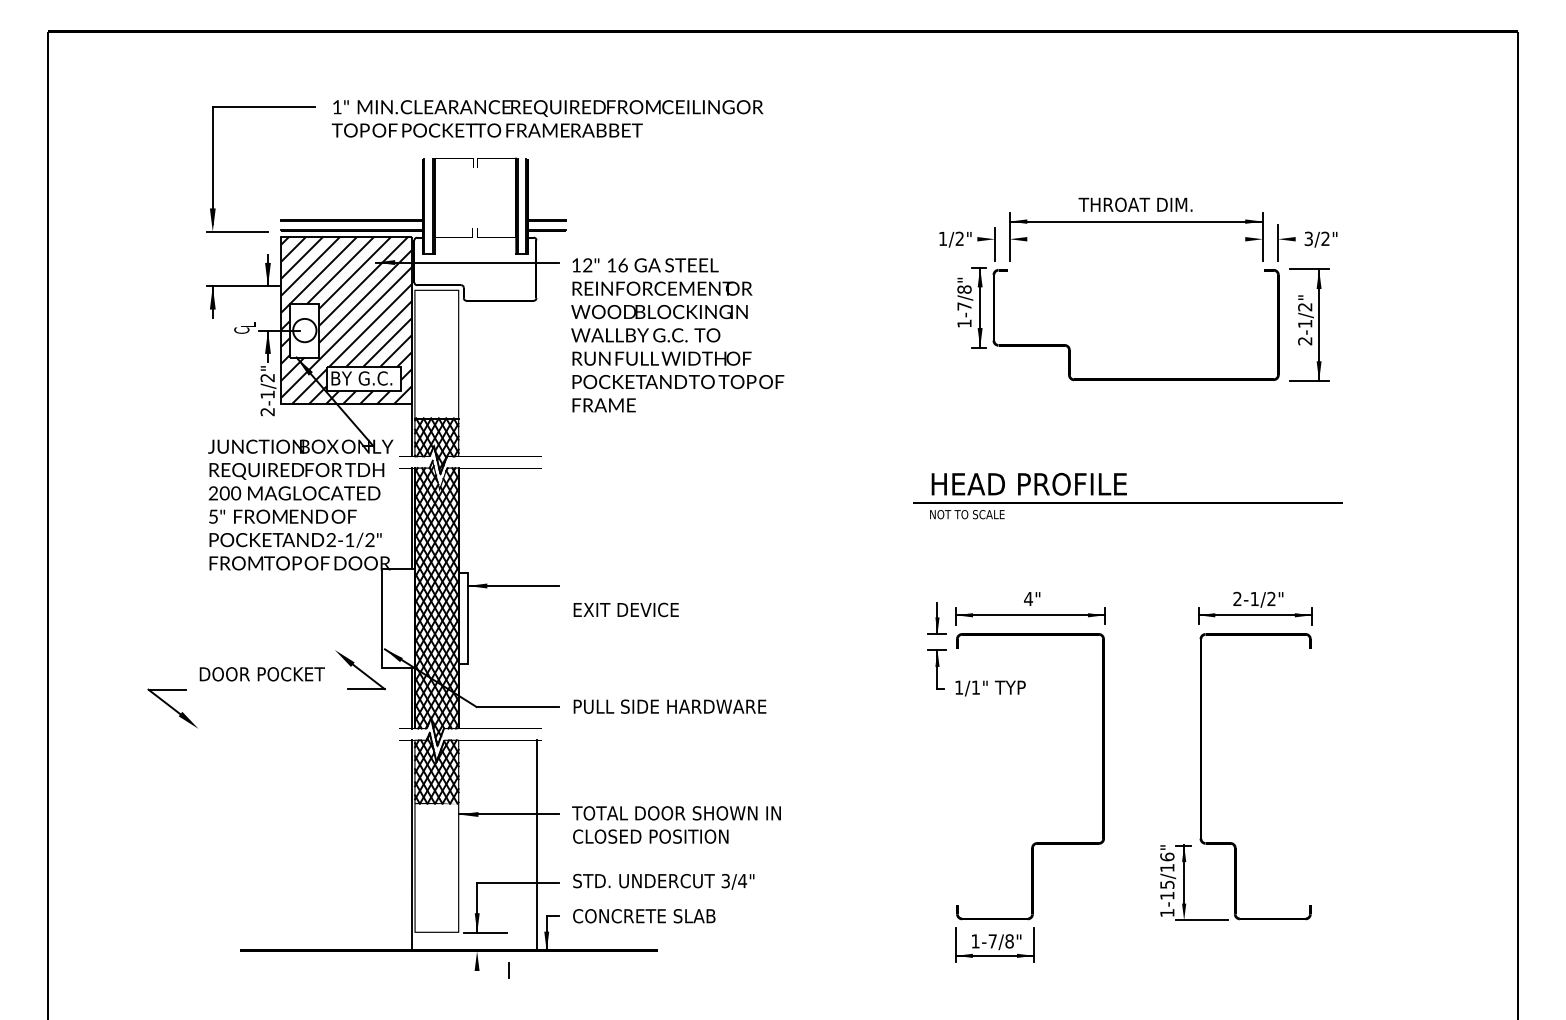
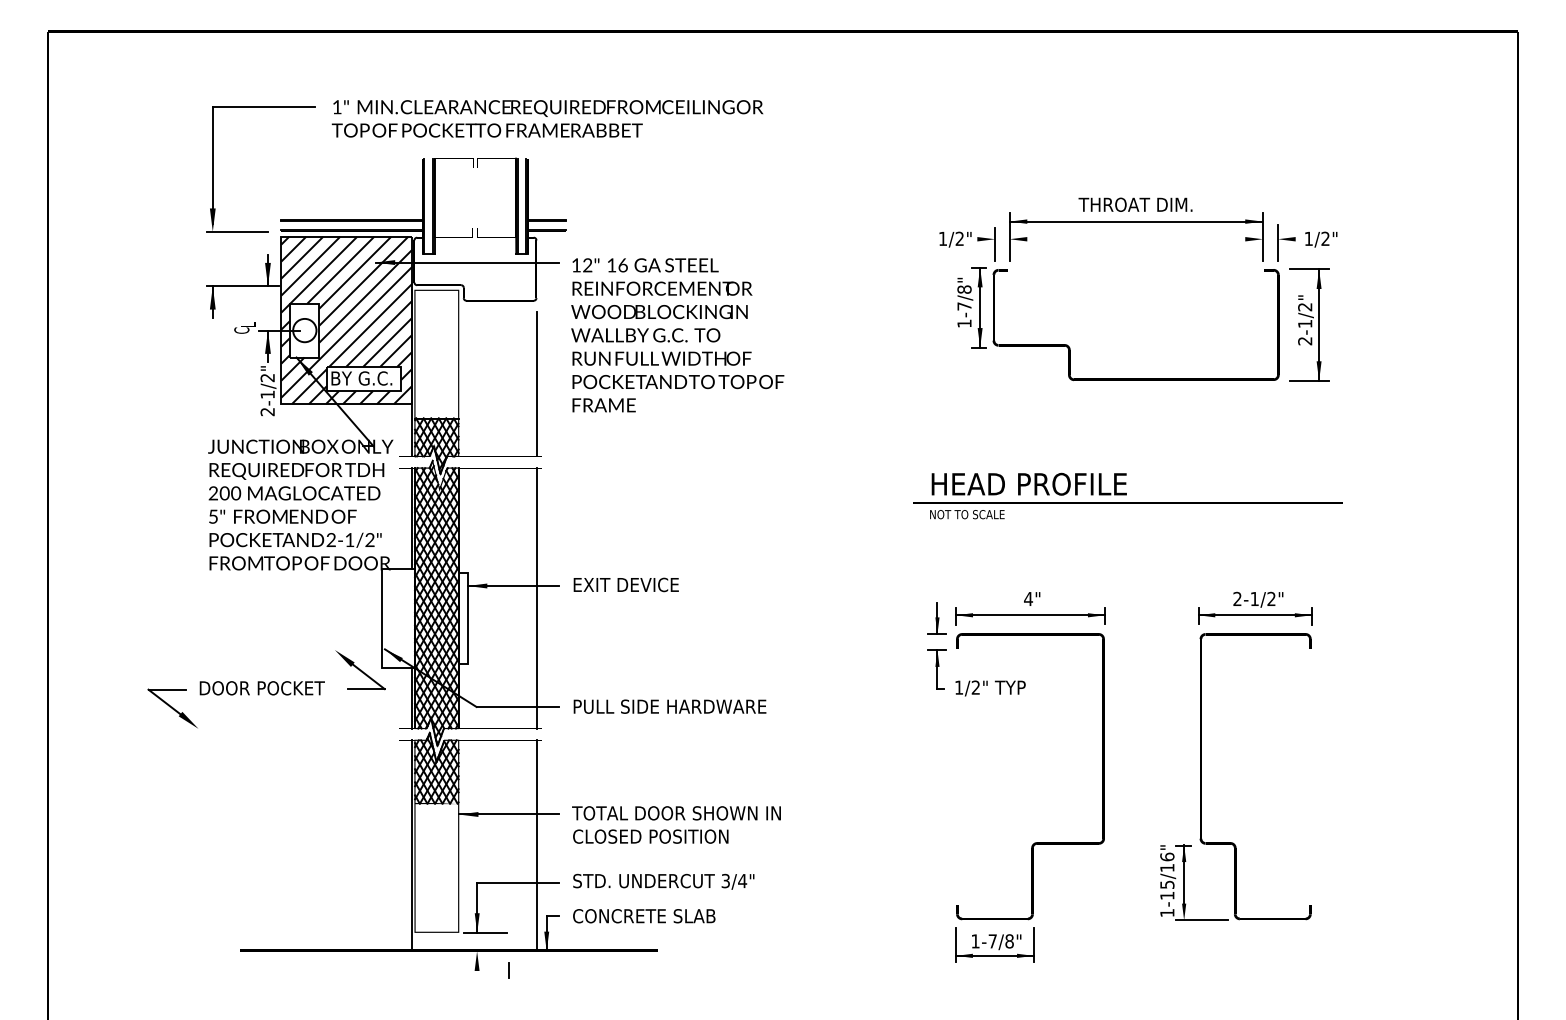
text: 3/2" -> 1/2" (1308, 238)
line: none -> present (537, 384)
line: none -> present (537, 598)
text position: (625, 609) -> (625, 584) (625, 584)
text position: (261, 674) -> (261, 688) (261, 688)
text: 1/1" -> 1/2" (975, 687)
